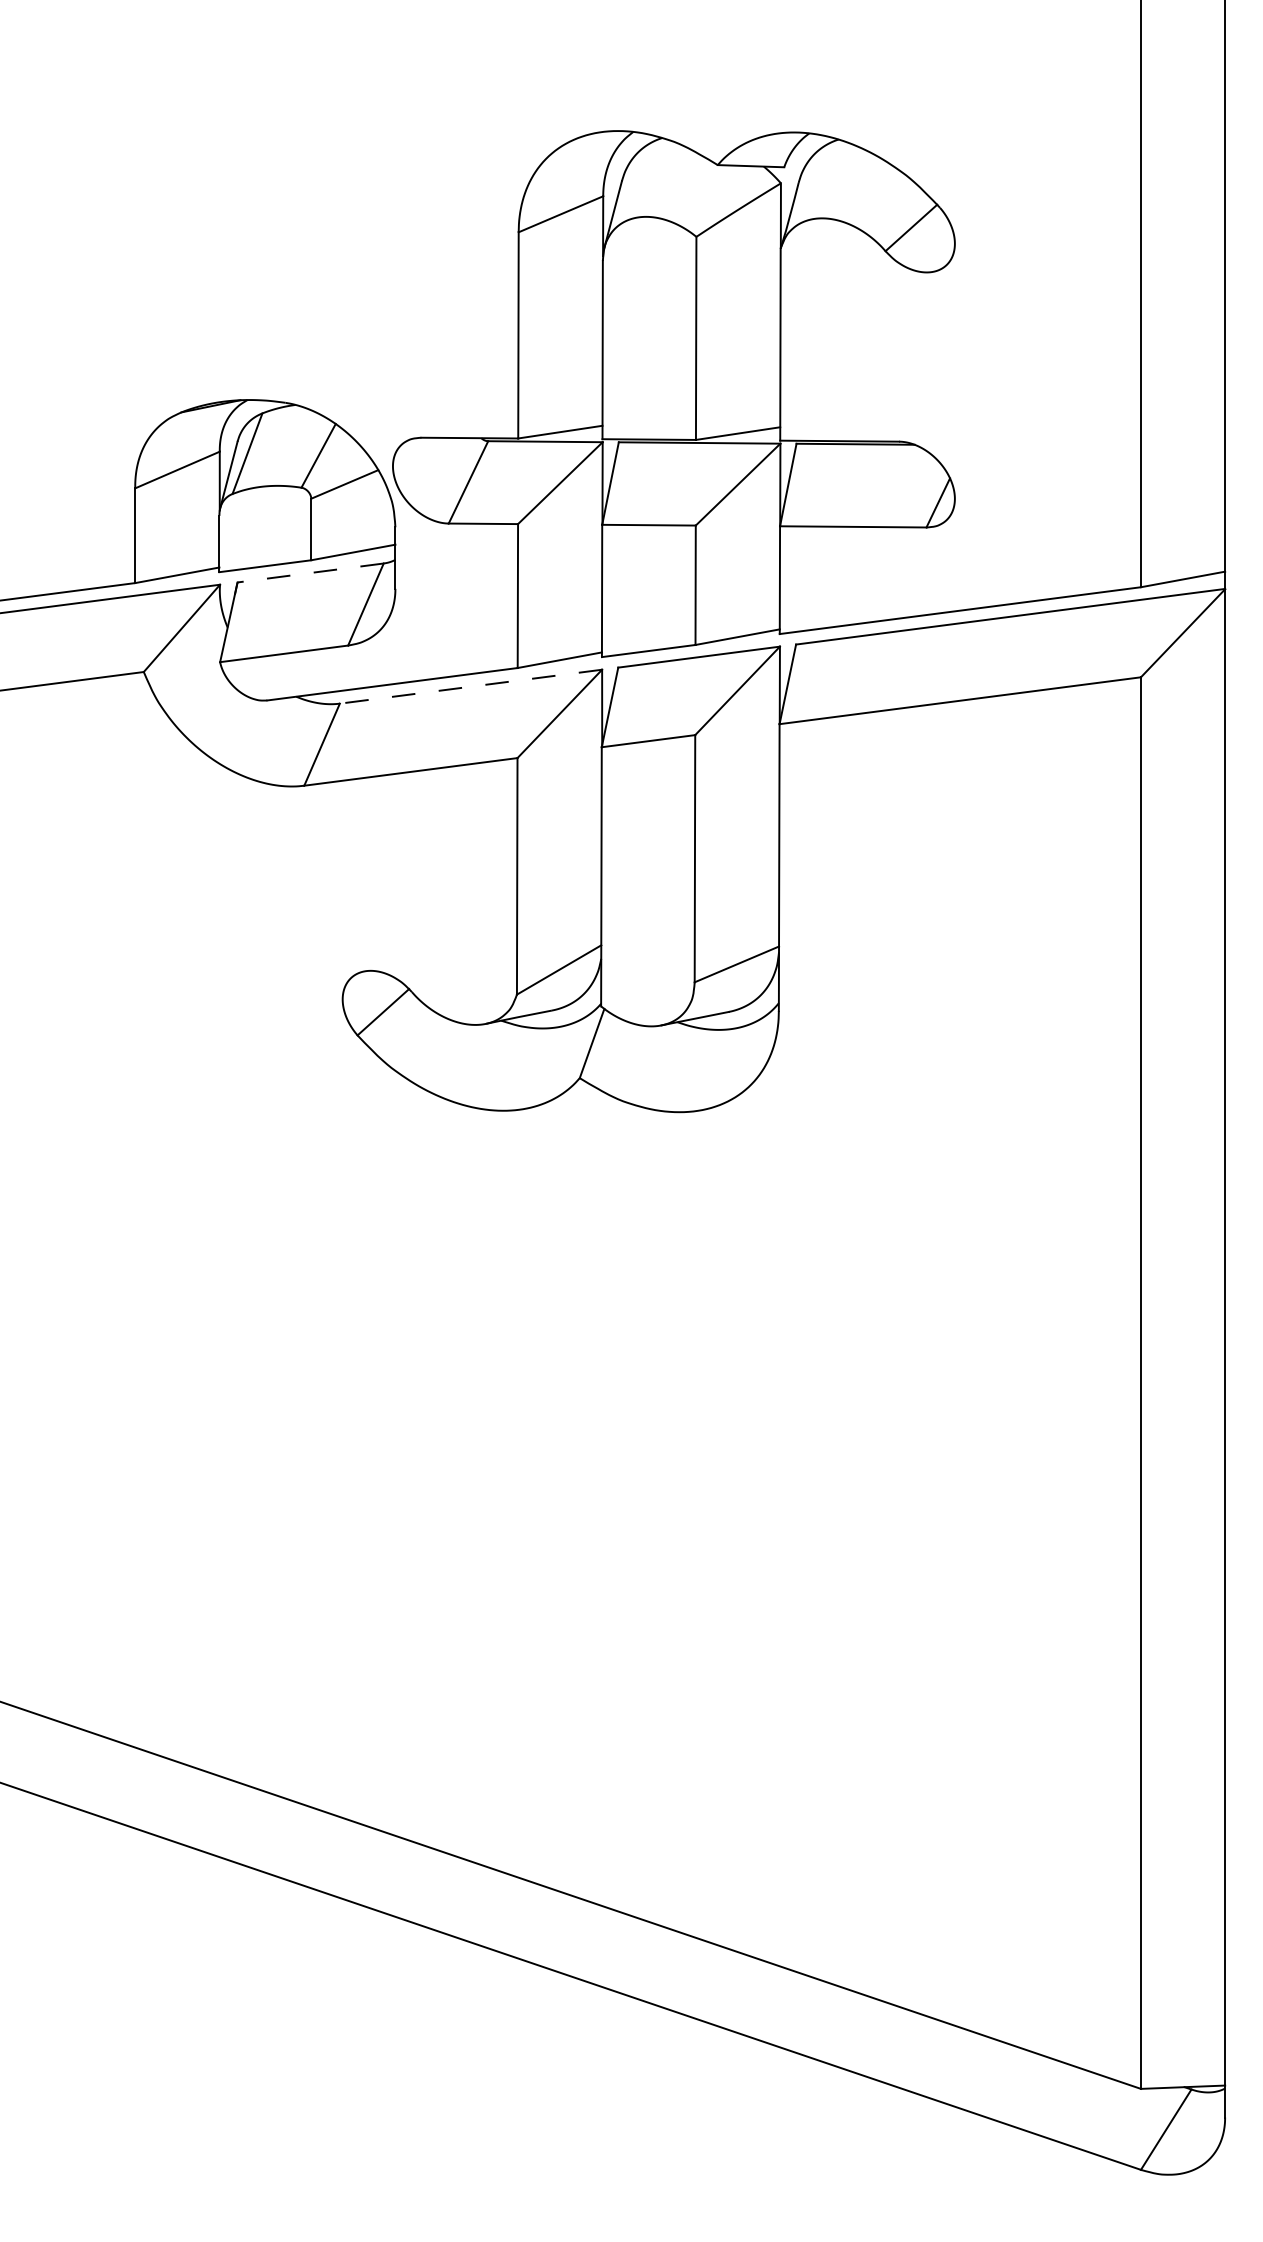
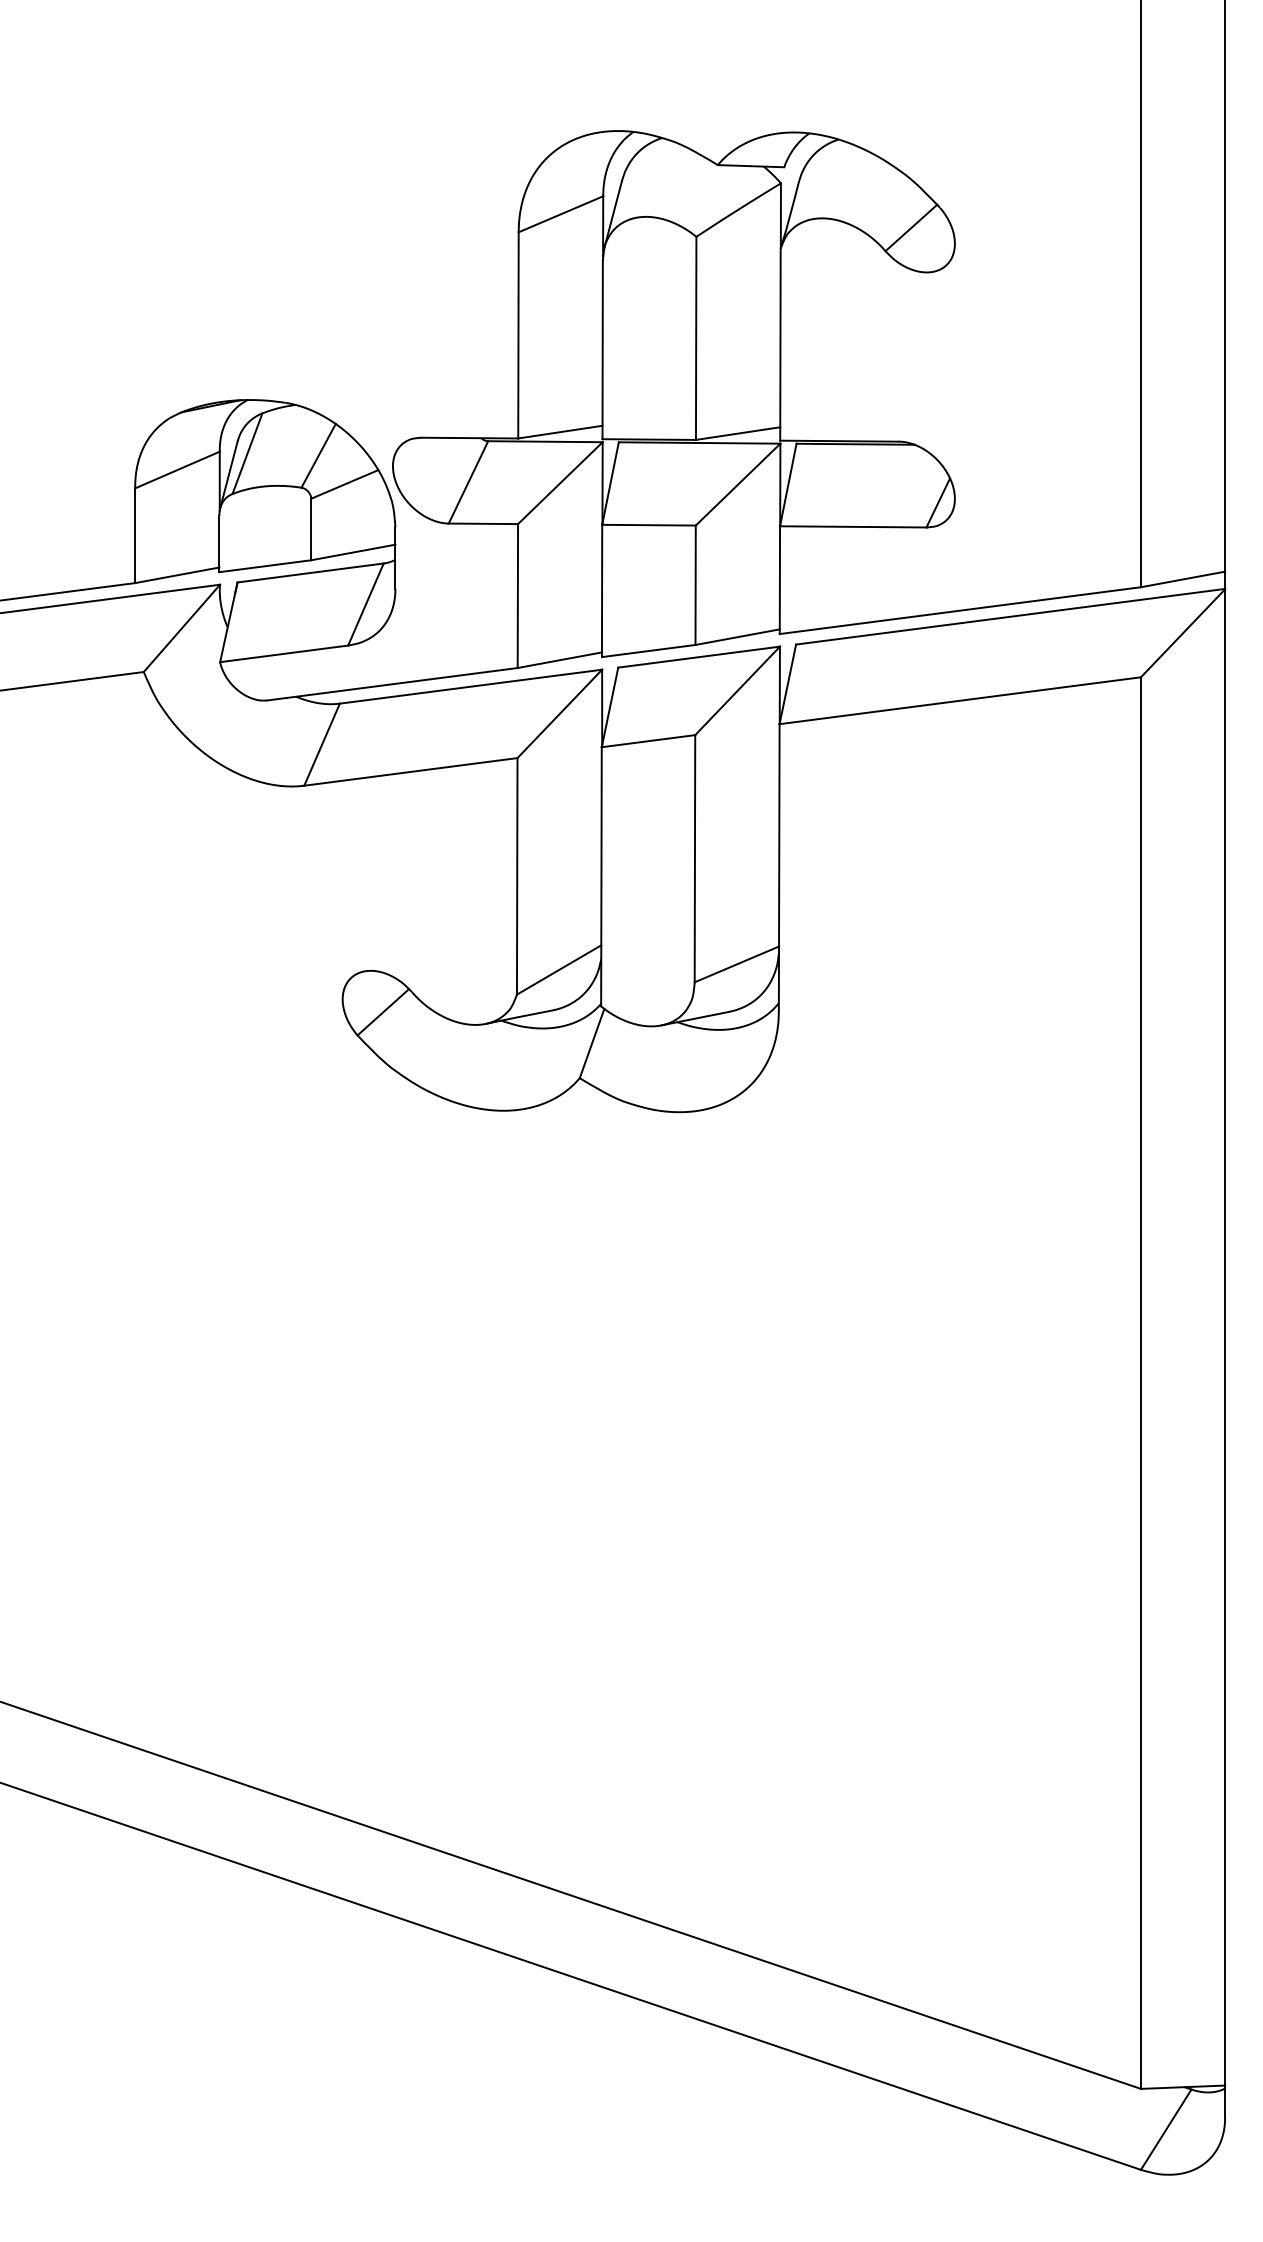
line: dashed -> solid (310, 572)
line: dashed -> solid (470, 686)
